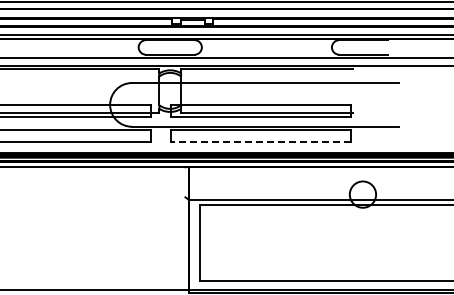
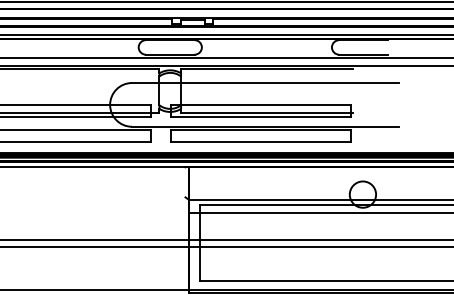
line: dashed -> solid (260, 142)
line: none -> present (320, 213)
line: none -> present (226, 239)
line: none -> present (226, 247)
